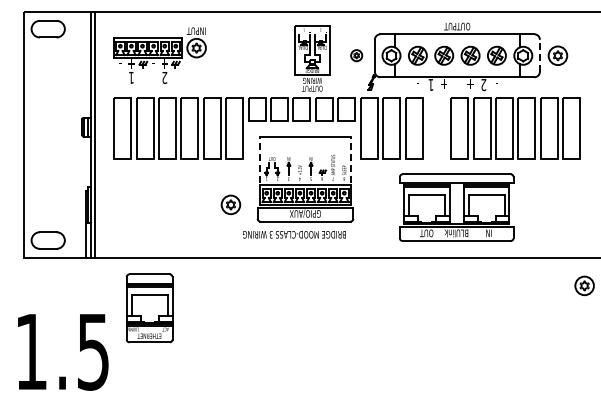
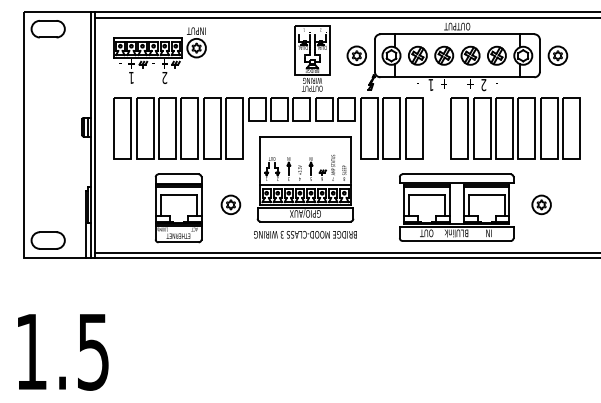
line: none -> present (345, 17)
part size: 14x14 px -> 21x21 px (356, 55)
line: dashed -> solid (539, 55)
line: dashed -> solid (260, 159)
line: dashed -> solid (350, 159)
text position: (294, 234) -> (305, 234) (305, 234)
line: none -> present (345, 253)
part position: (584, 285) -> (541, 204) (541, 204)
part position: (149, 308) -> (178, 208) (178, 208)
